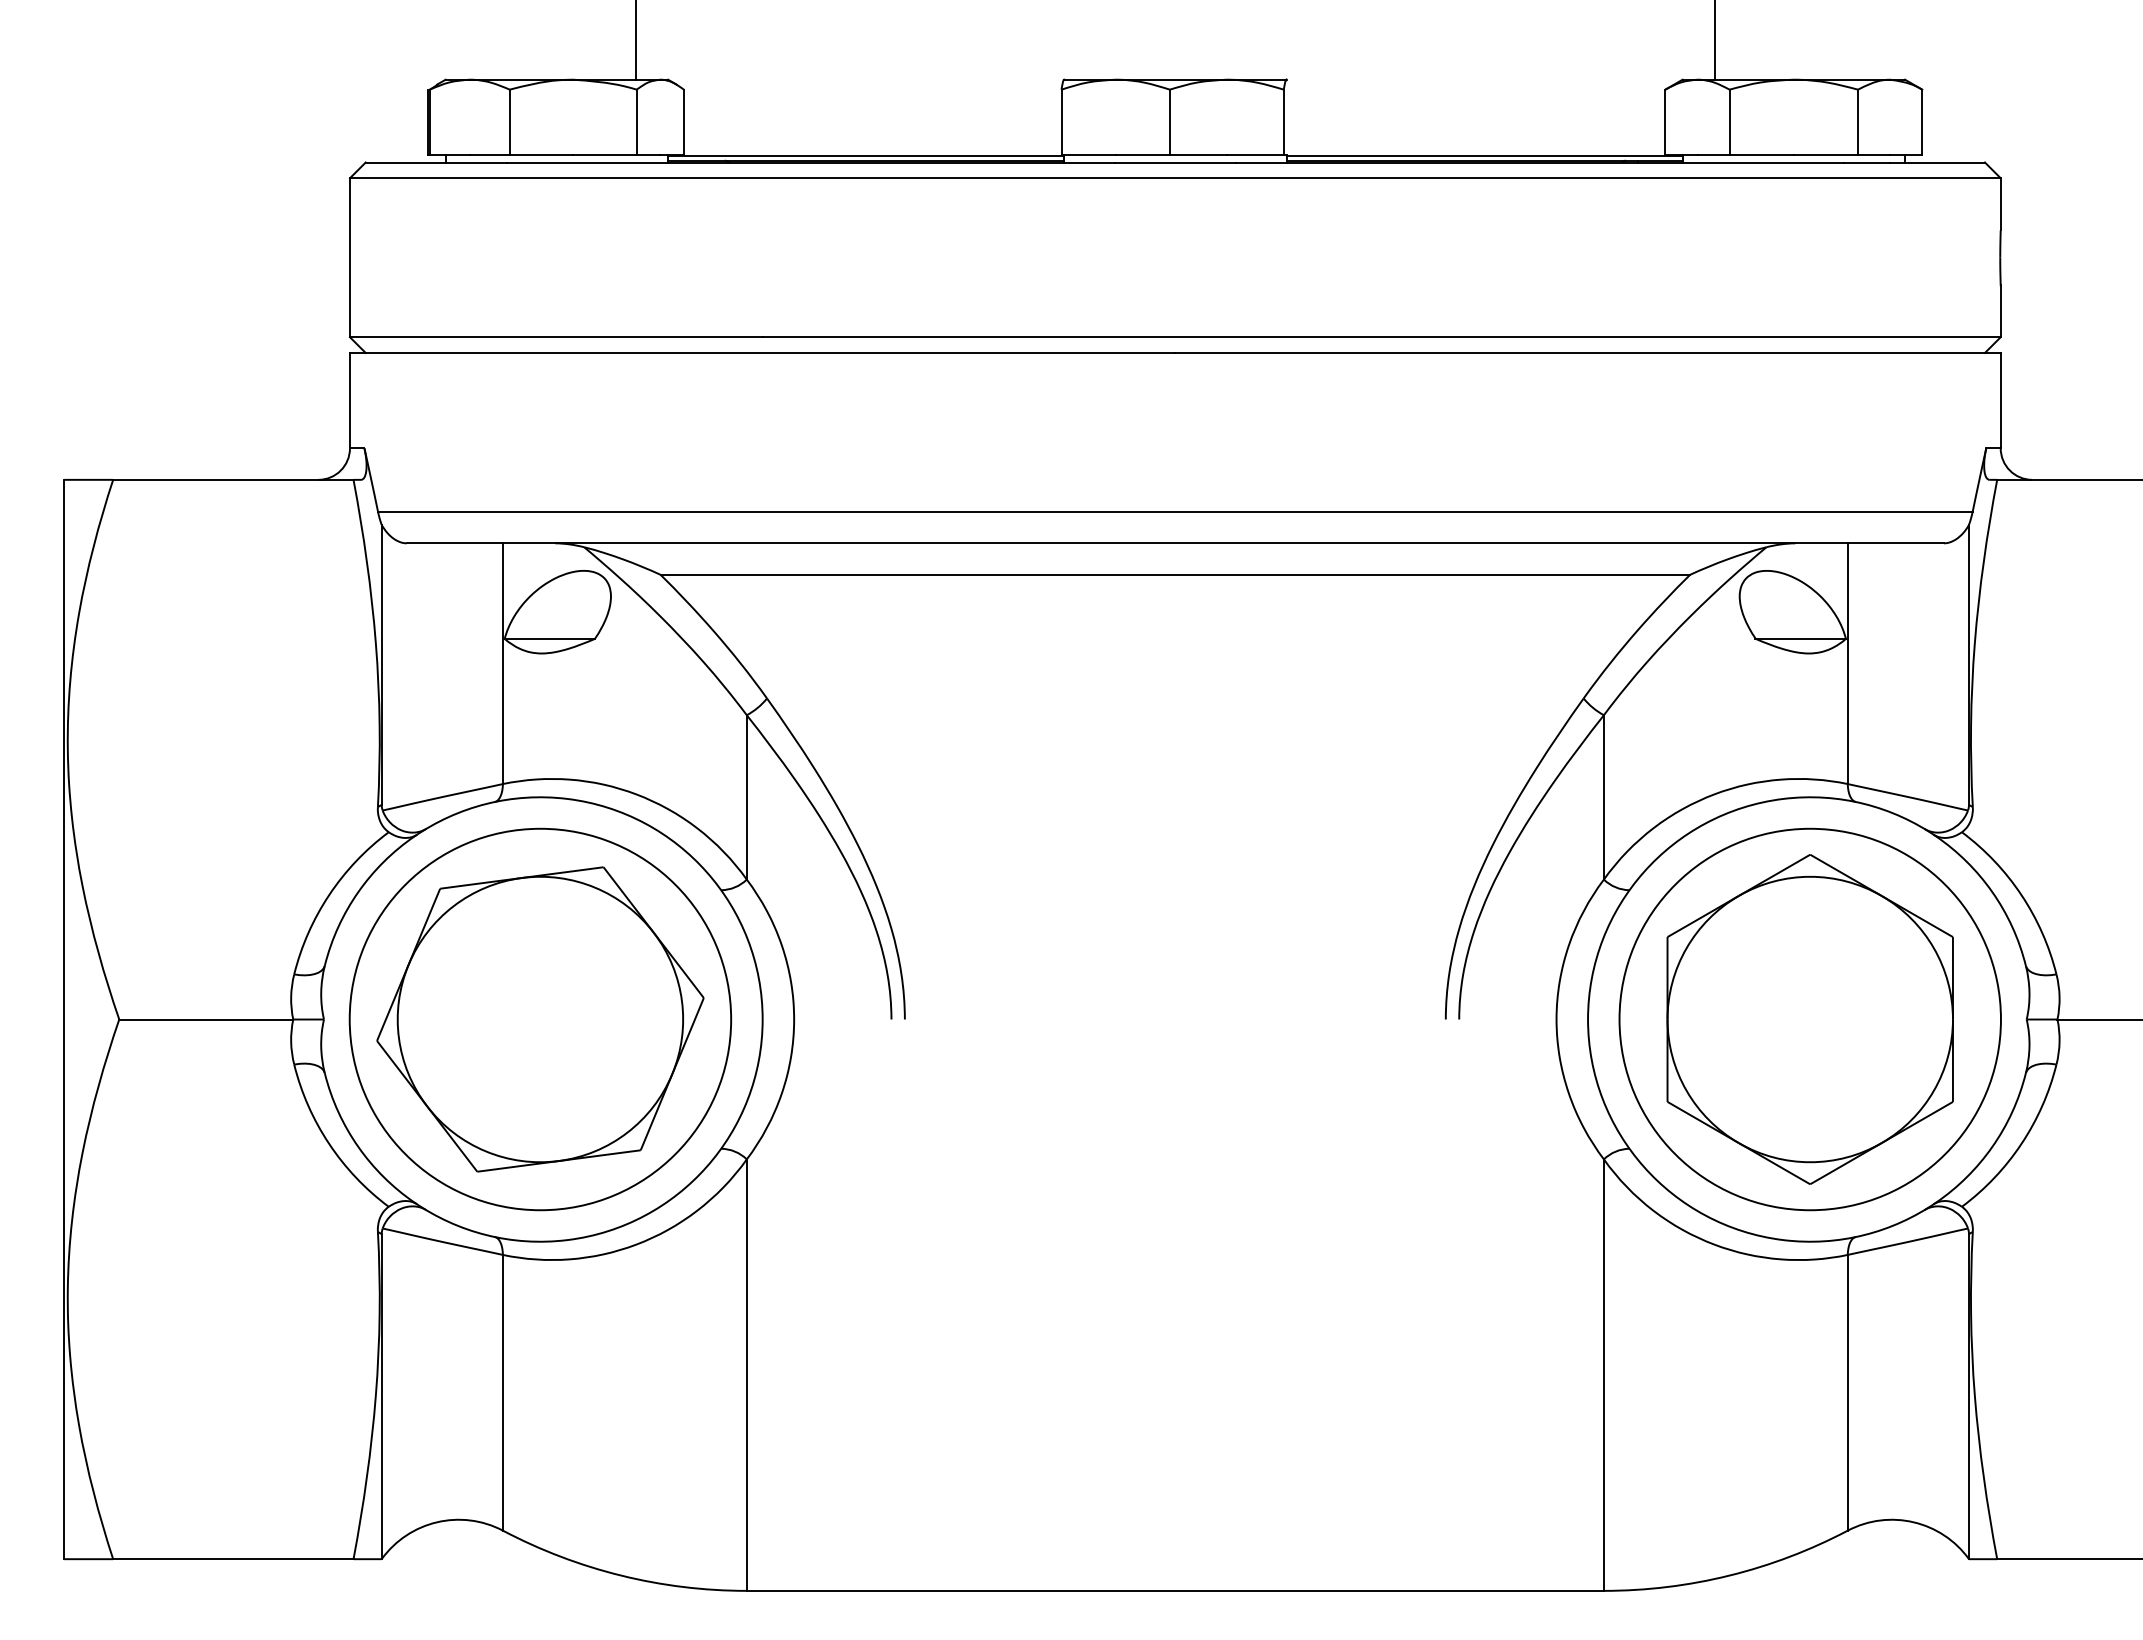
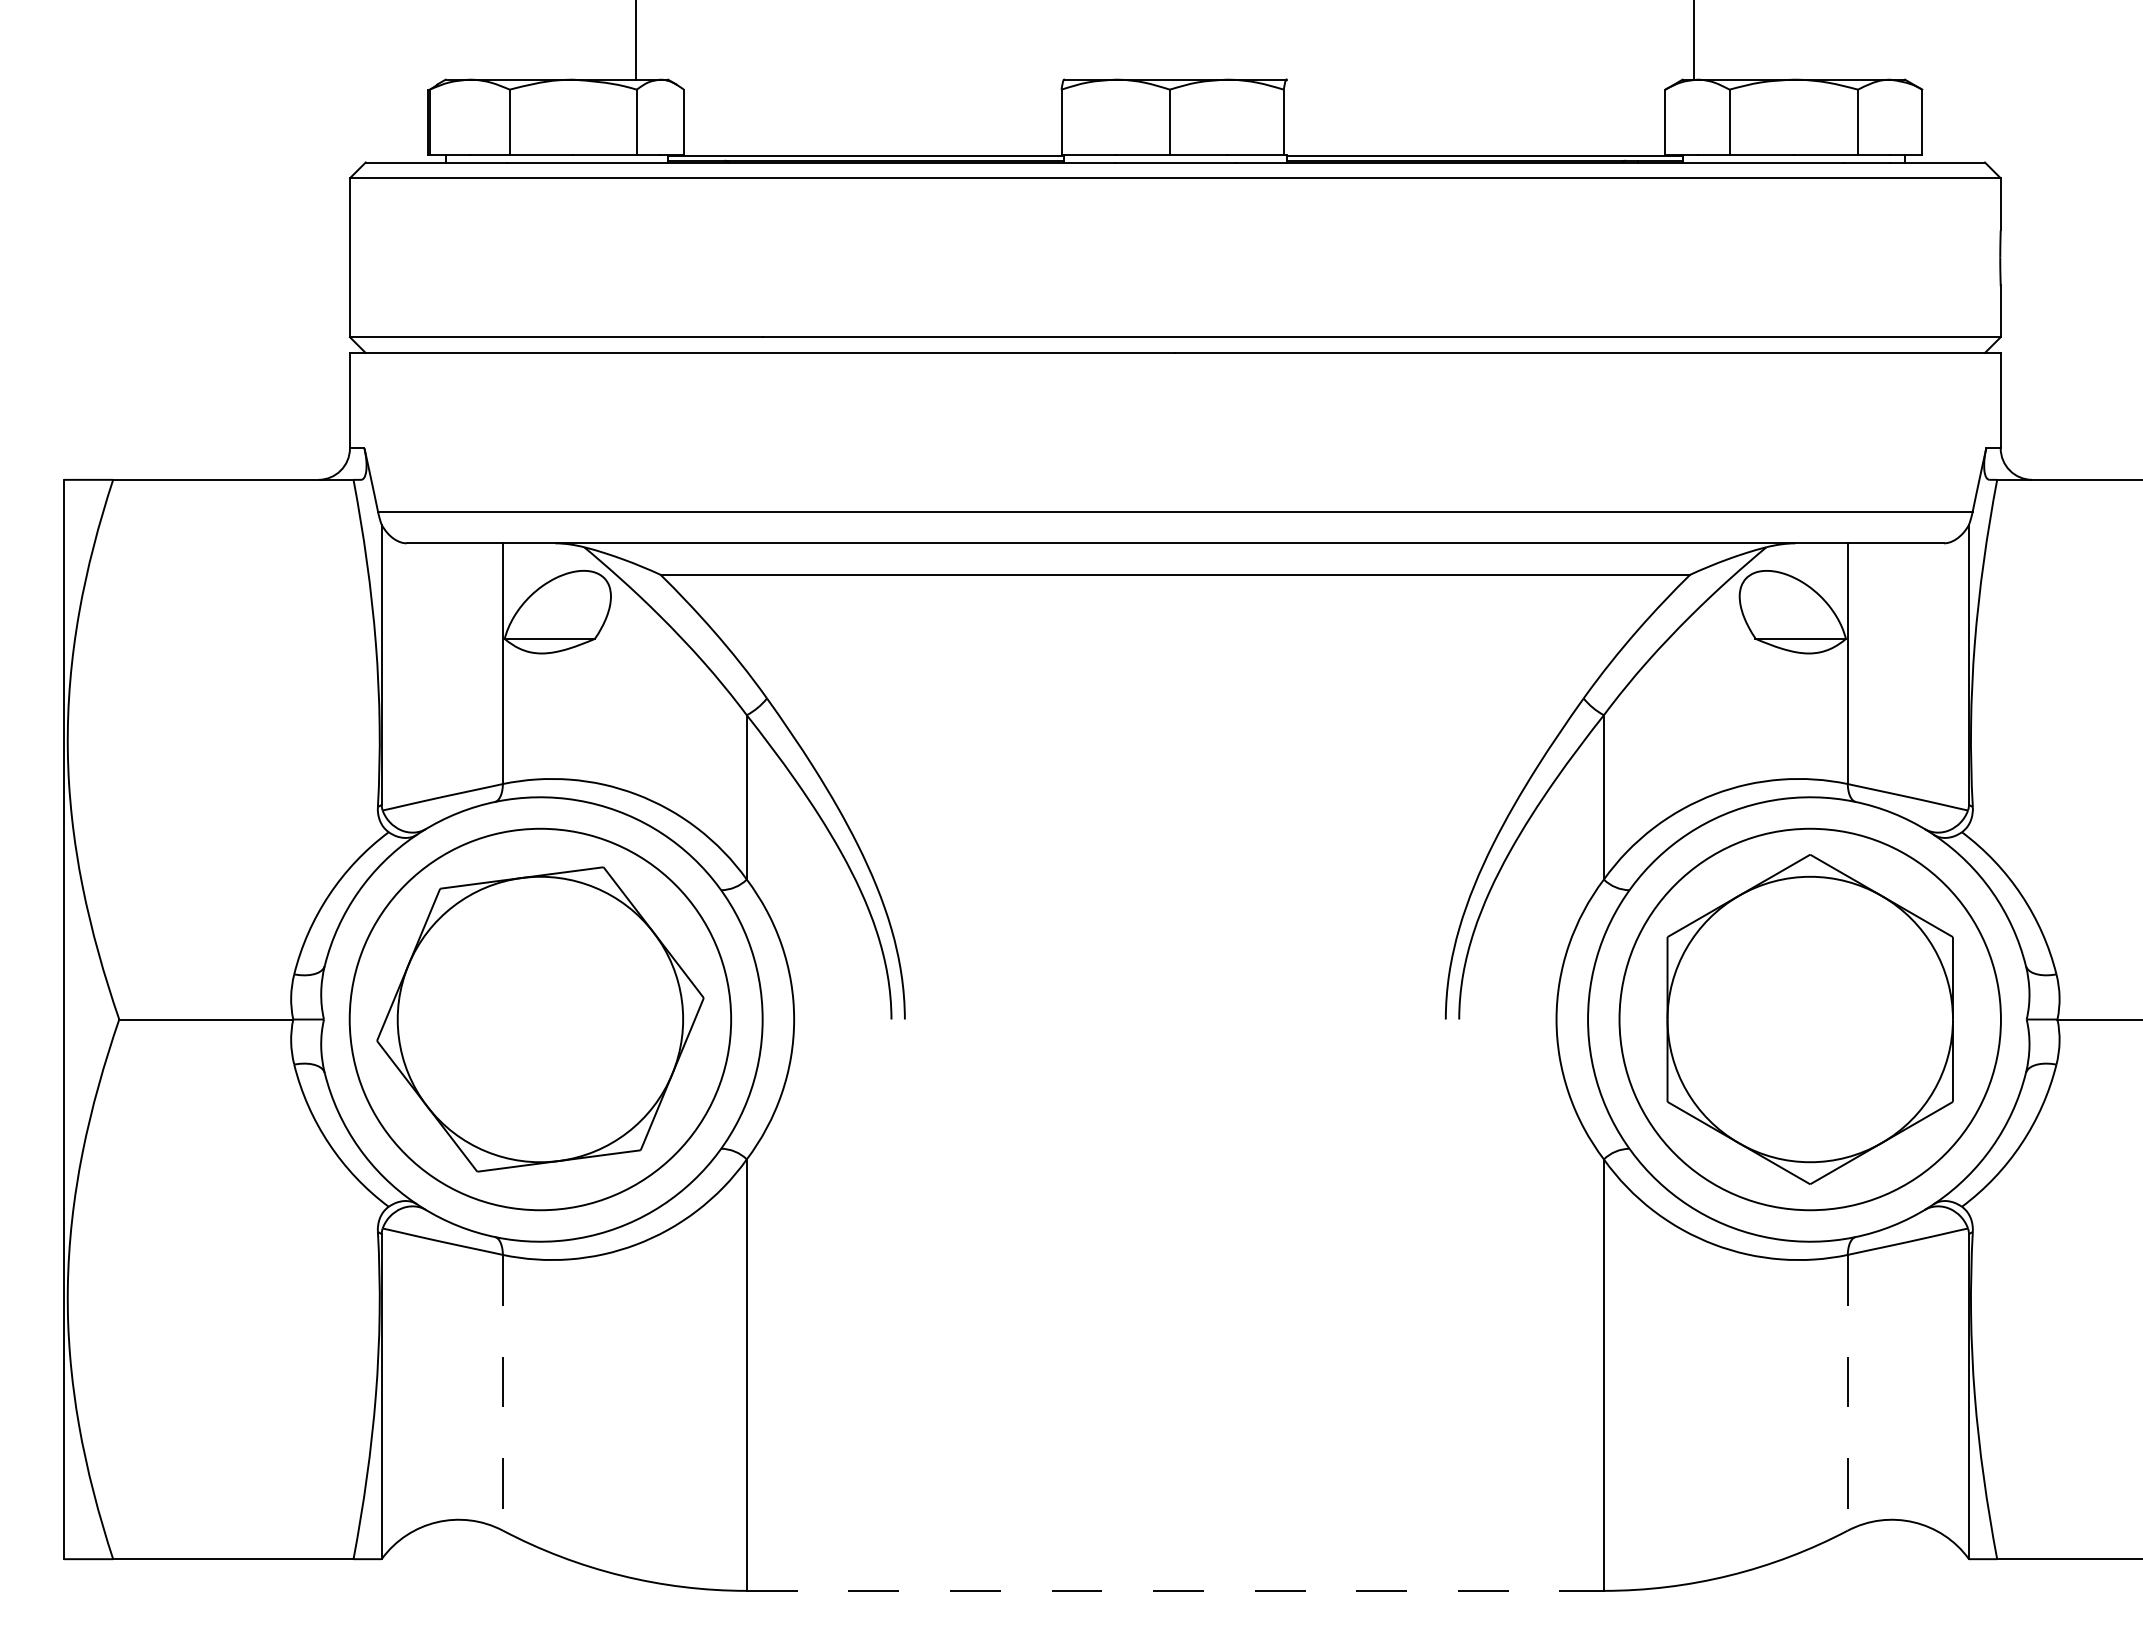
line position: (1715, 40) -> (1694, 40) (1694, 40)
line: solid -> dashed (502, 1392)
line: solid -> dashed (1847, 1392)
line: solid -> dashed (1175, 1590)
